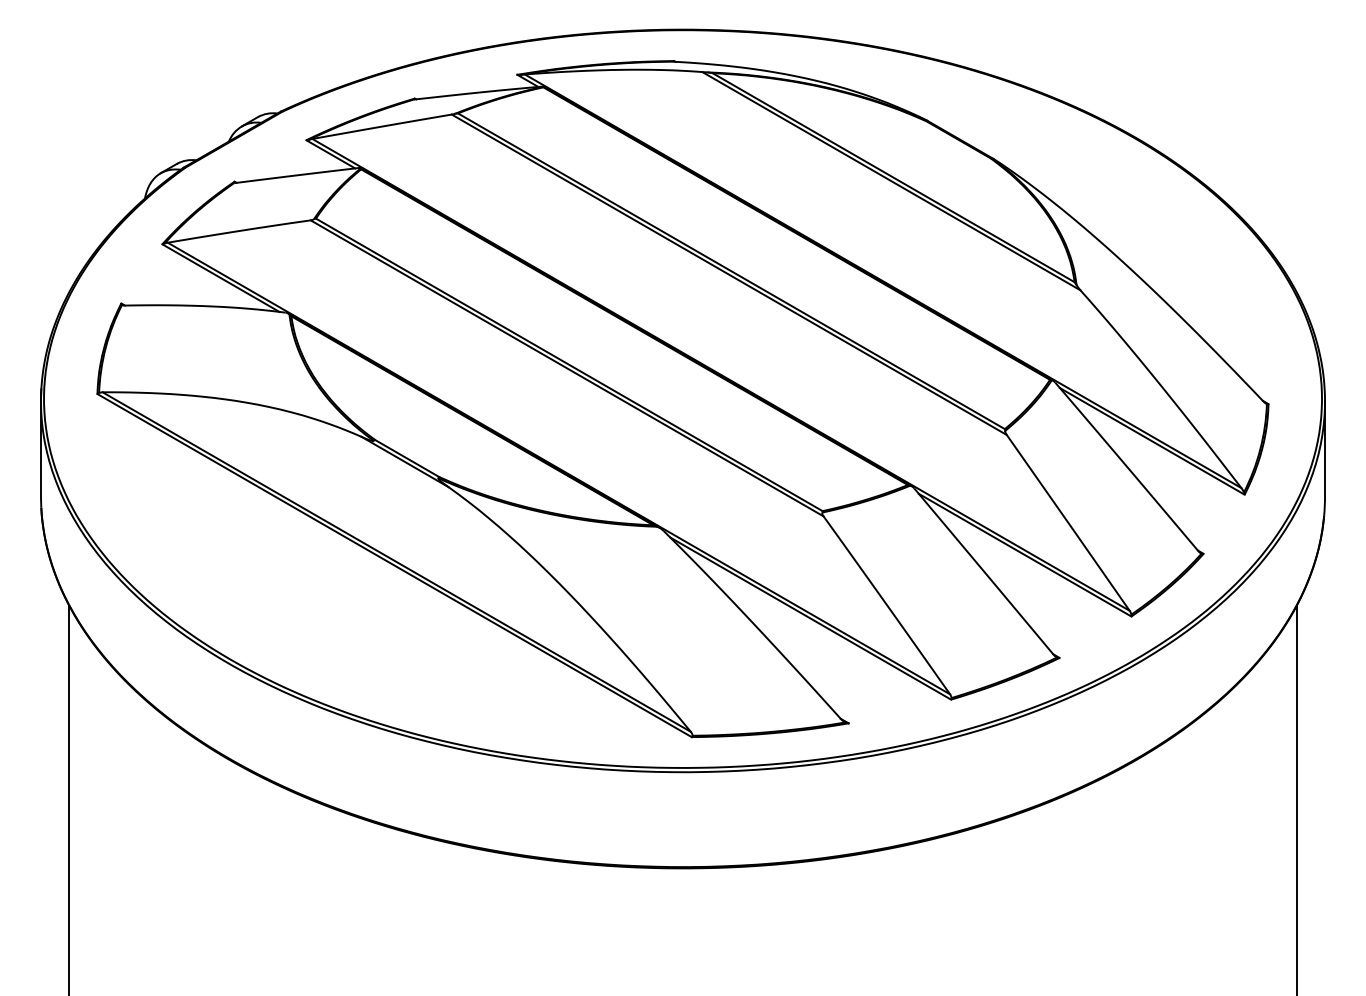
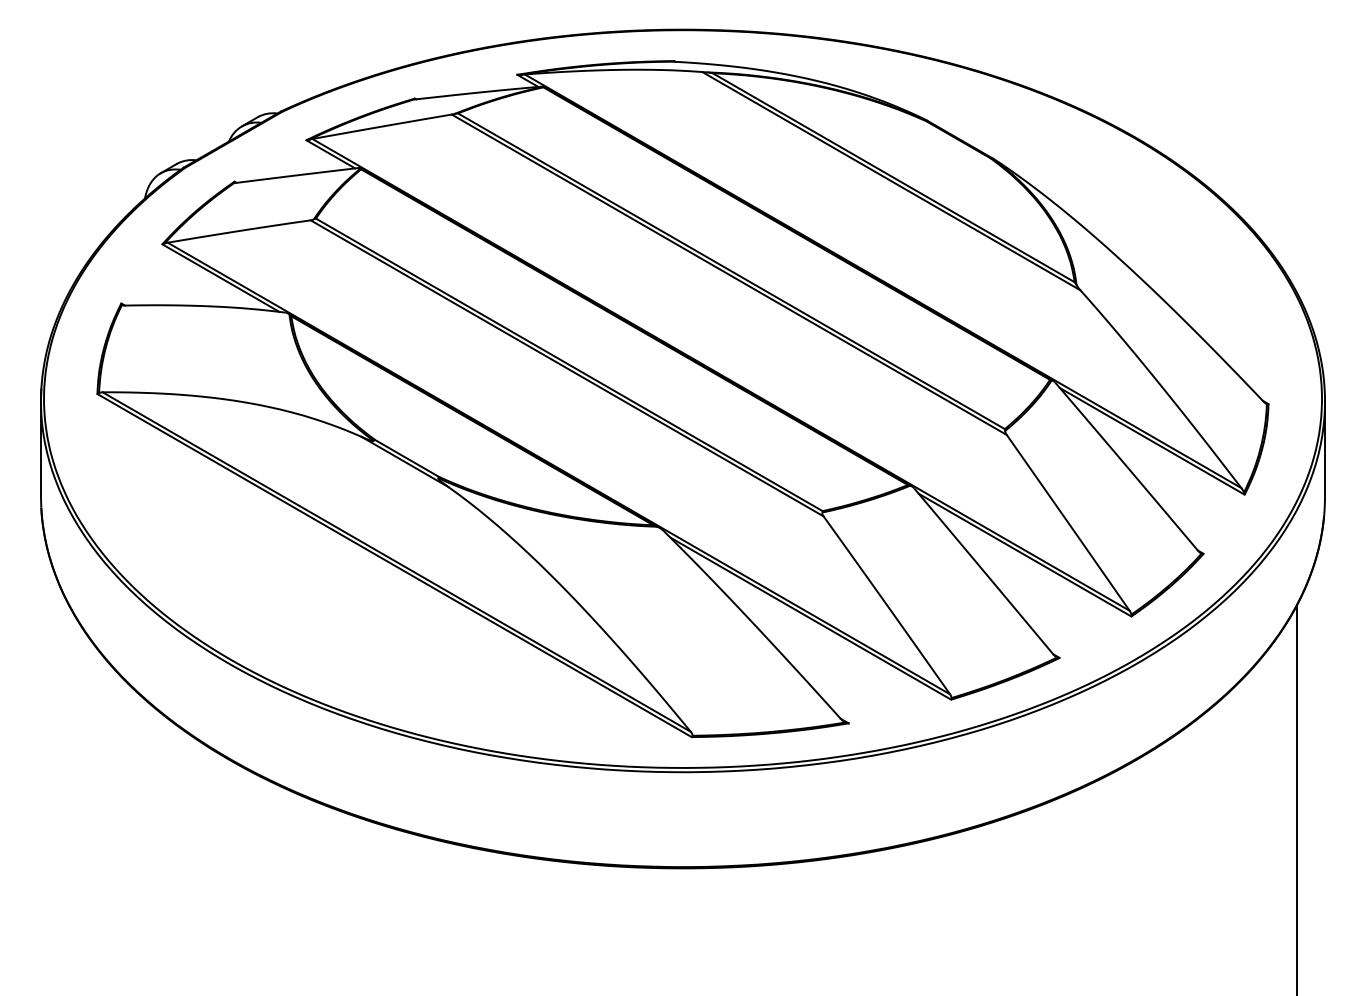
line: present -> none (69, 798)
